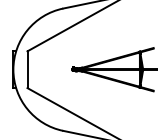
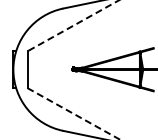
line: solid -> dashed (73, 25)
line: solid -> dashed (74, 114)
